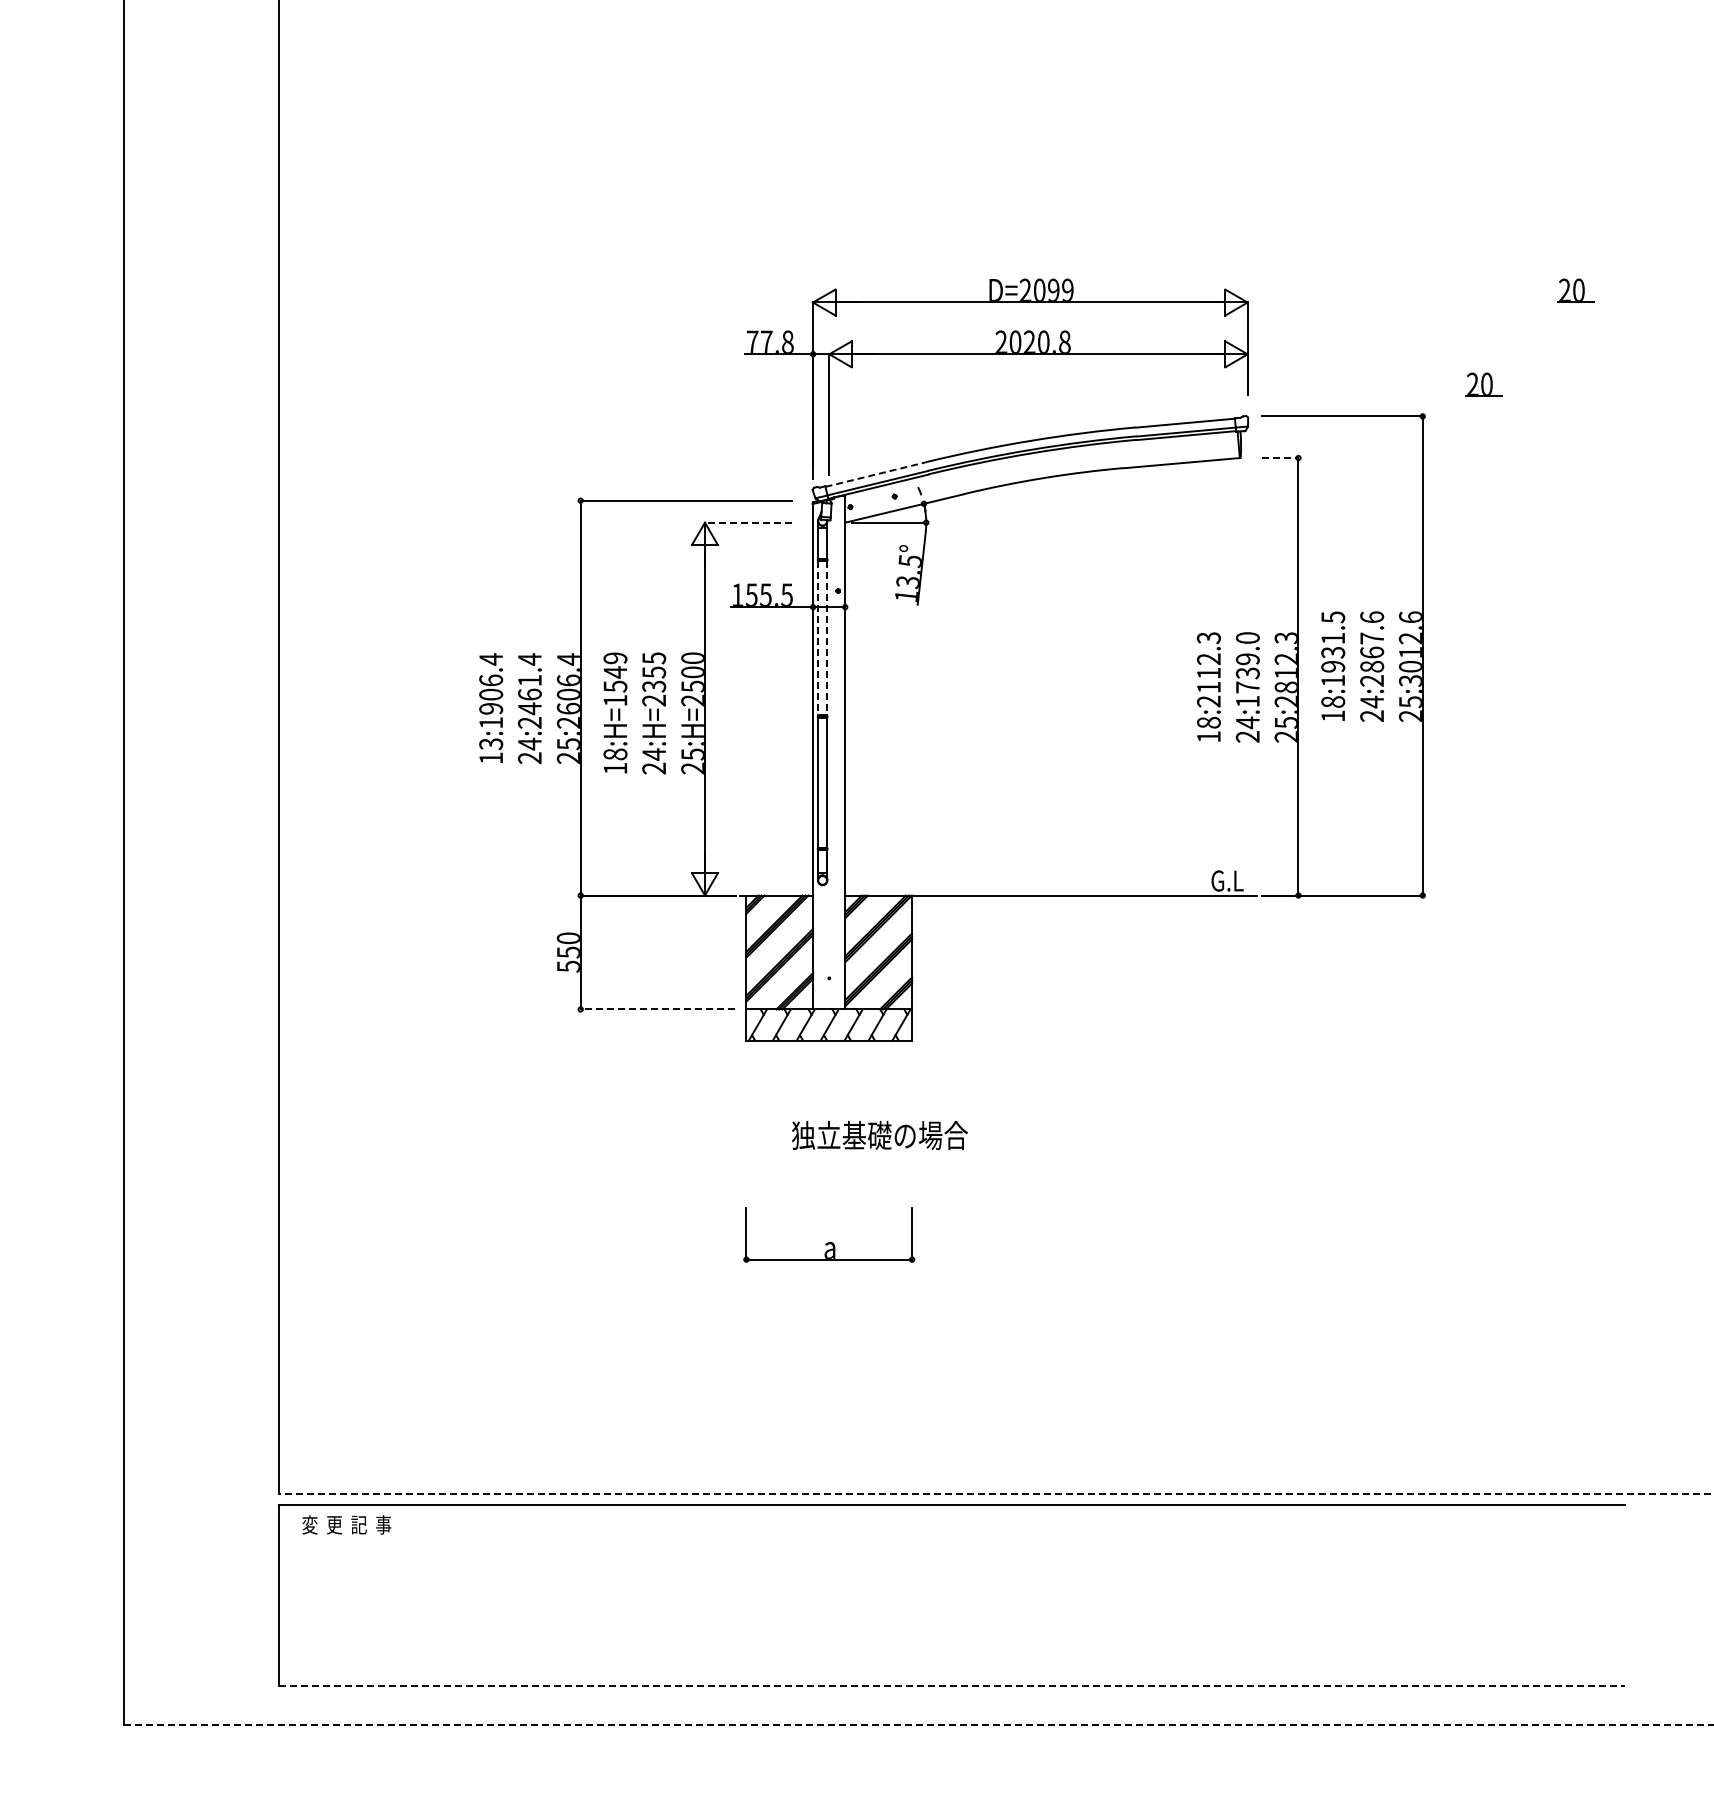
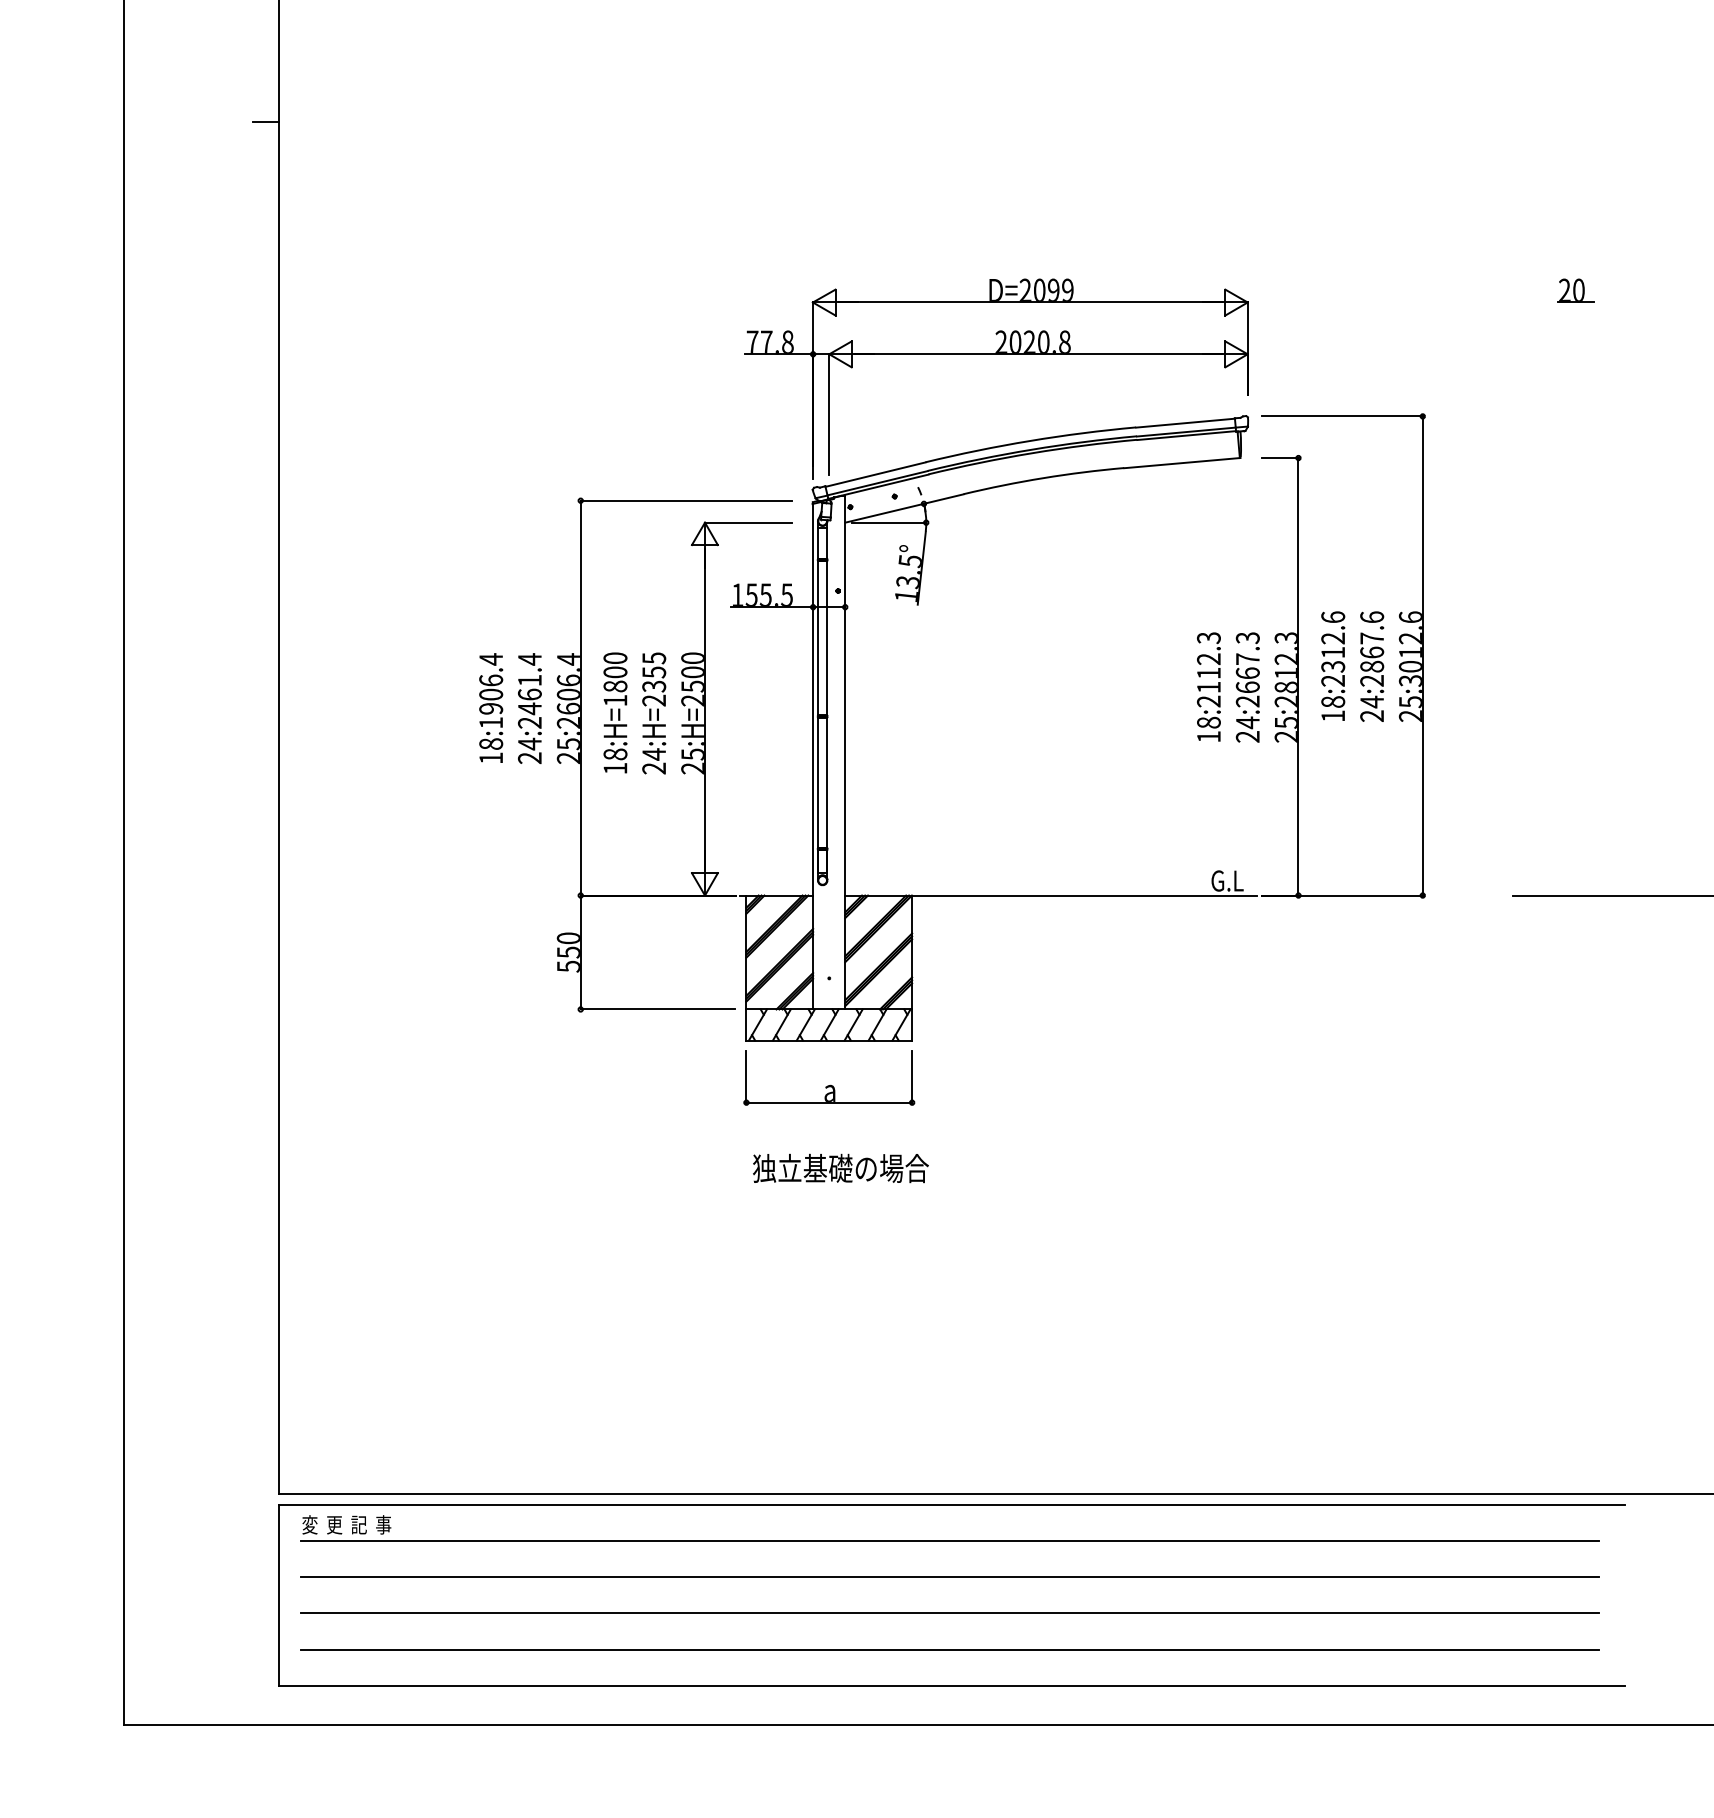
line: none -> present (265, 121)
part: present -> none (1483, 384)
line: dashed -> solid (1280, 458)
line: dashed -> solid (876, 474)
line: dashed -> solid (748, 522)
line: dashed -> solid (818, 638)
line: dashed -> solid (827, 638)
text: 18:1931.5 -> 18:2312.6 (1333, 648)
text: 24:1739.0 -> 24:2667.3 (1247, 669)
text: 18:H=1549 -> 18:H=1800 (615, 672)
text: 13:1906.4 -> 18:1906.4 (490, 744)
line: none -> present (1611, 895)
line: dashed -> solid (657, 1009)
text position: (879, 1135) -> (840, 1168) (840, 1168)
part position: (830, 1241) -> (830, 1084) (830, 1084)
line: dashed -> solid (995, 1494)
line: none -> present (949, 1540)
line: none -> present (949, 1577)
line: none -> present (949, 1613)
line: none -> present (949, 1649)
line: dashed -> solid (952, 1685)
line: dashed -> solid (918, 1724)
